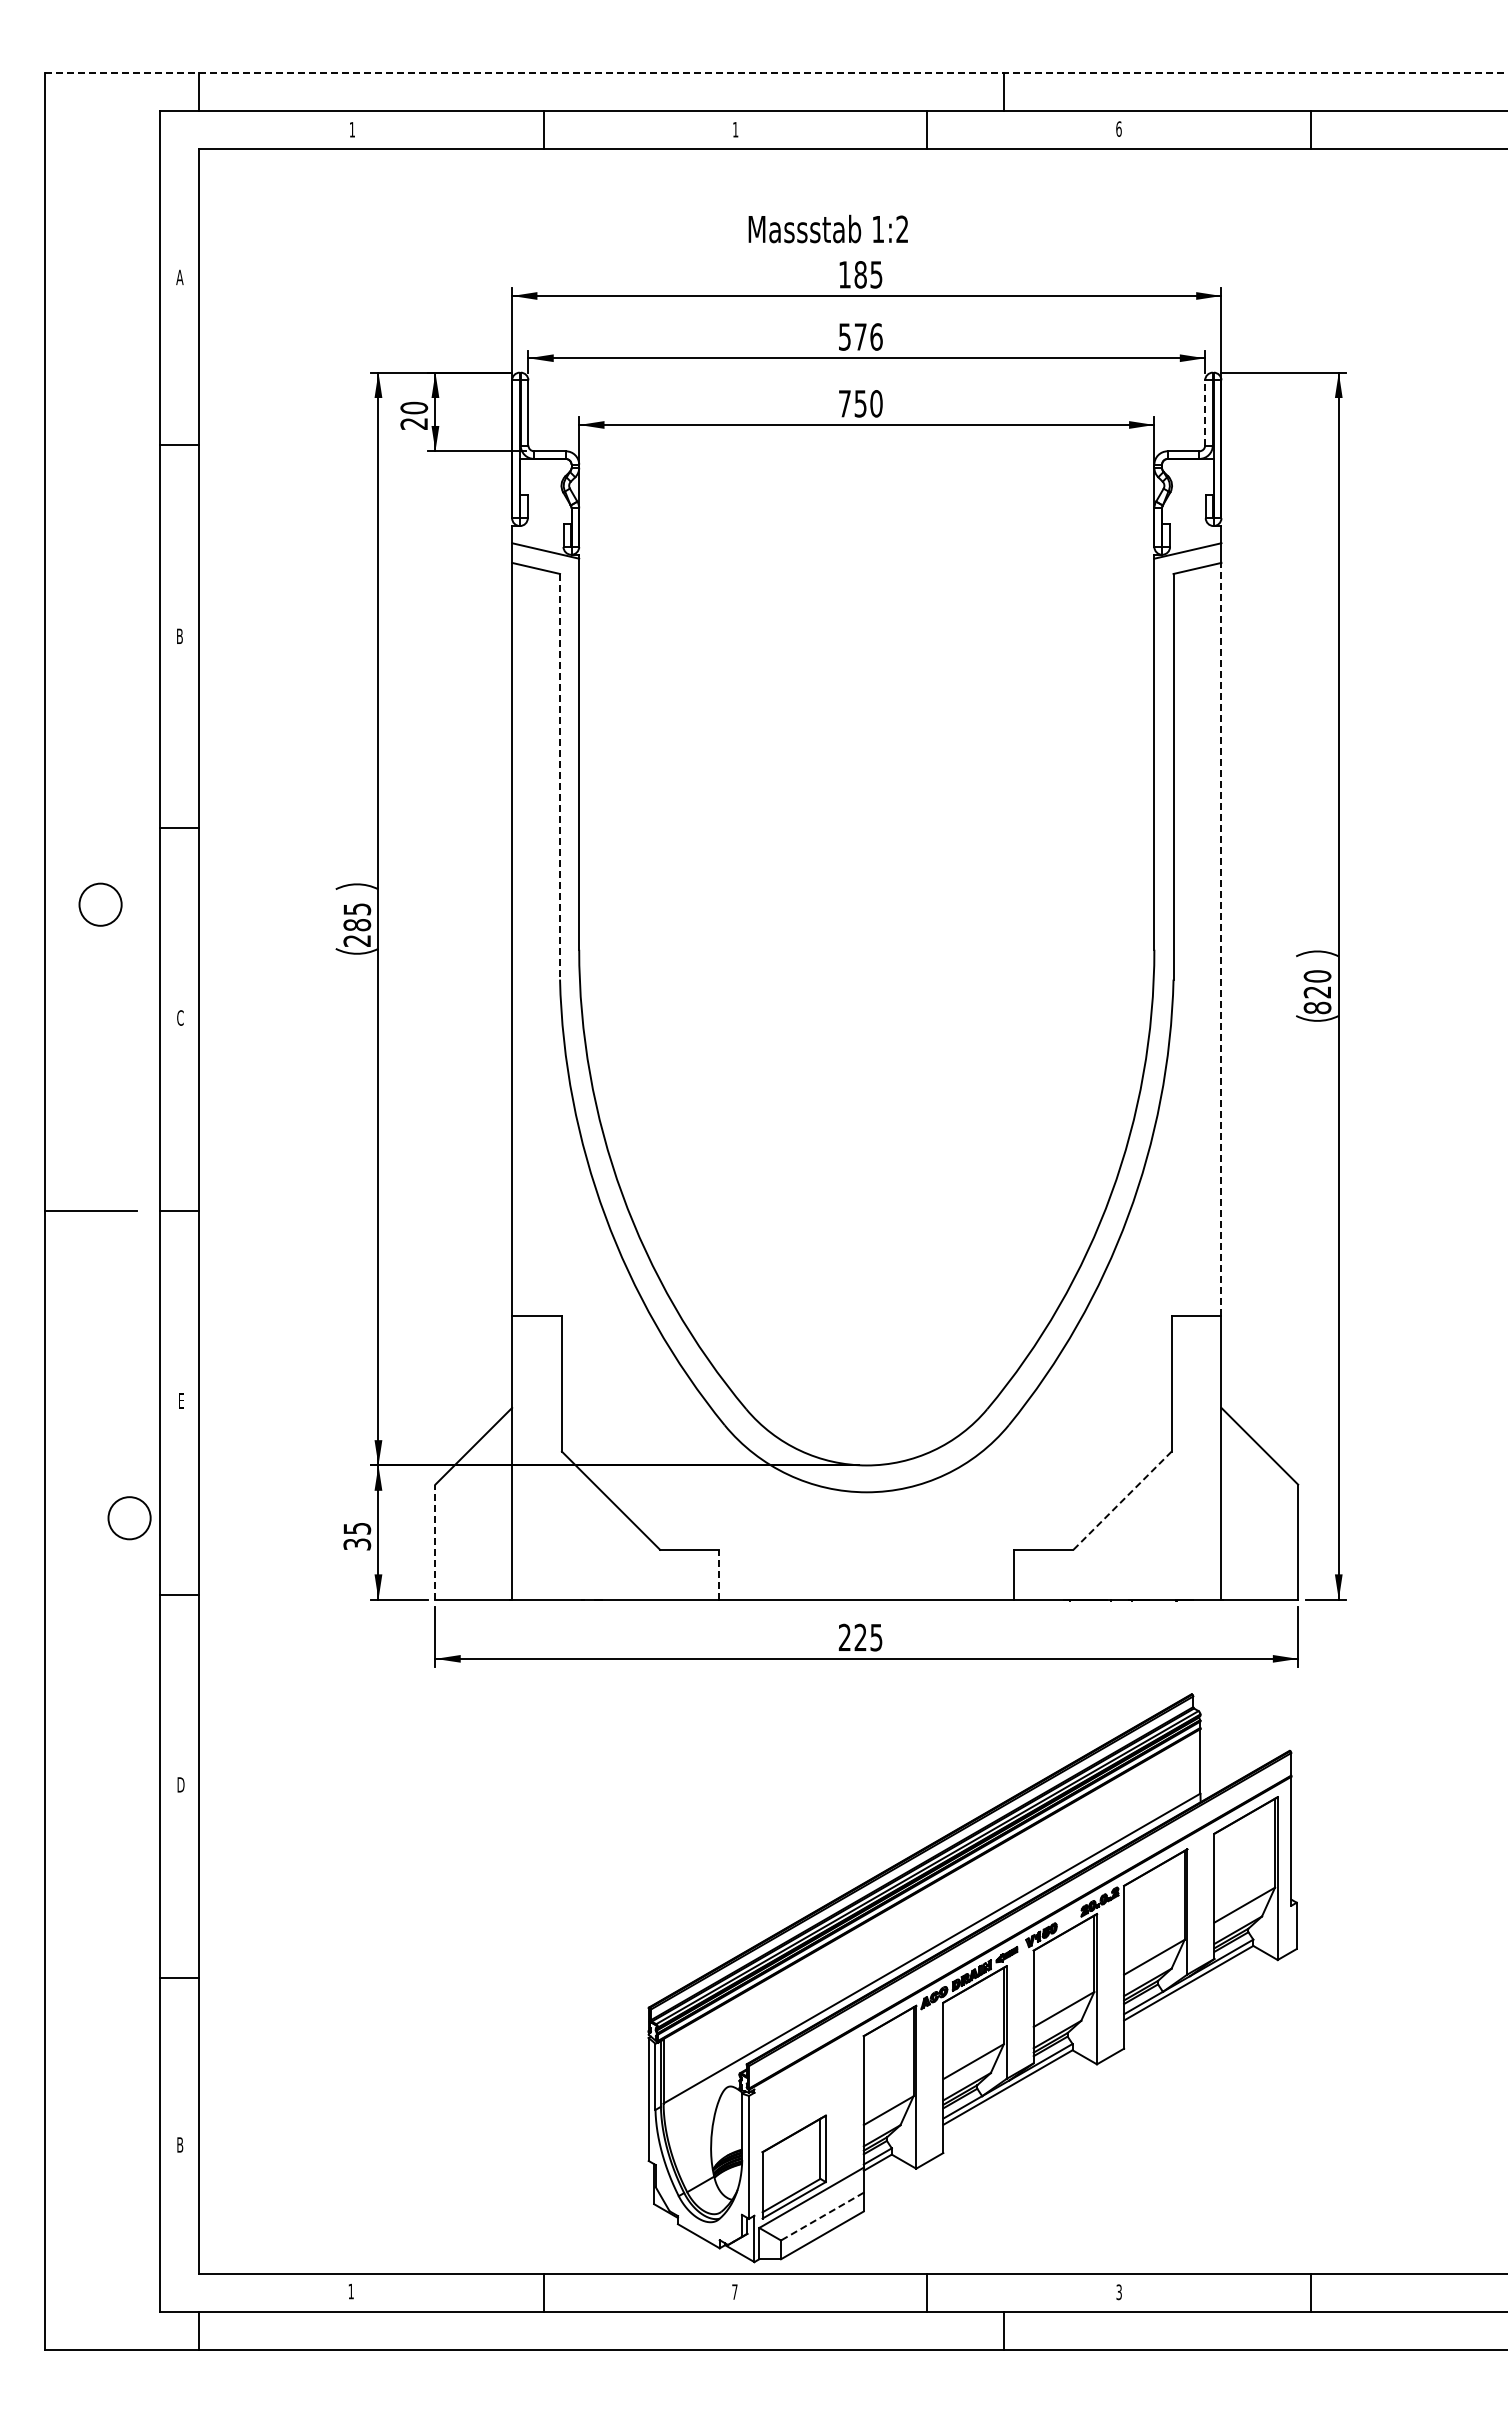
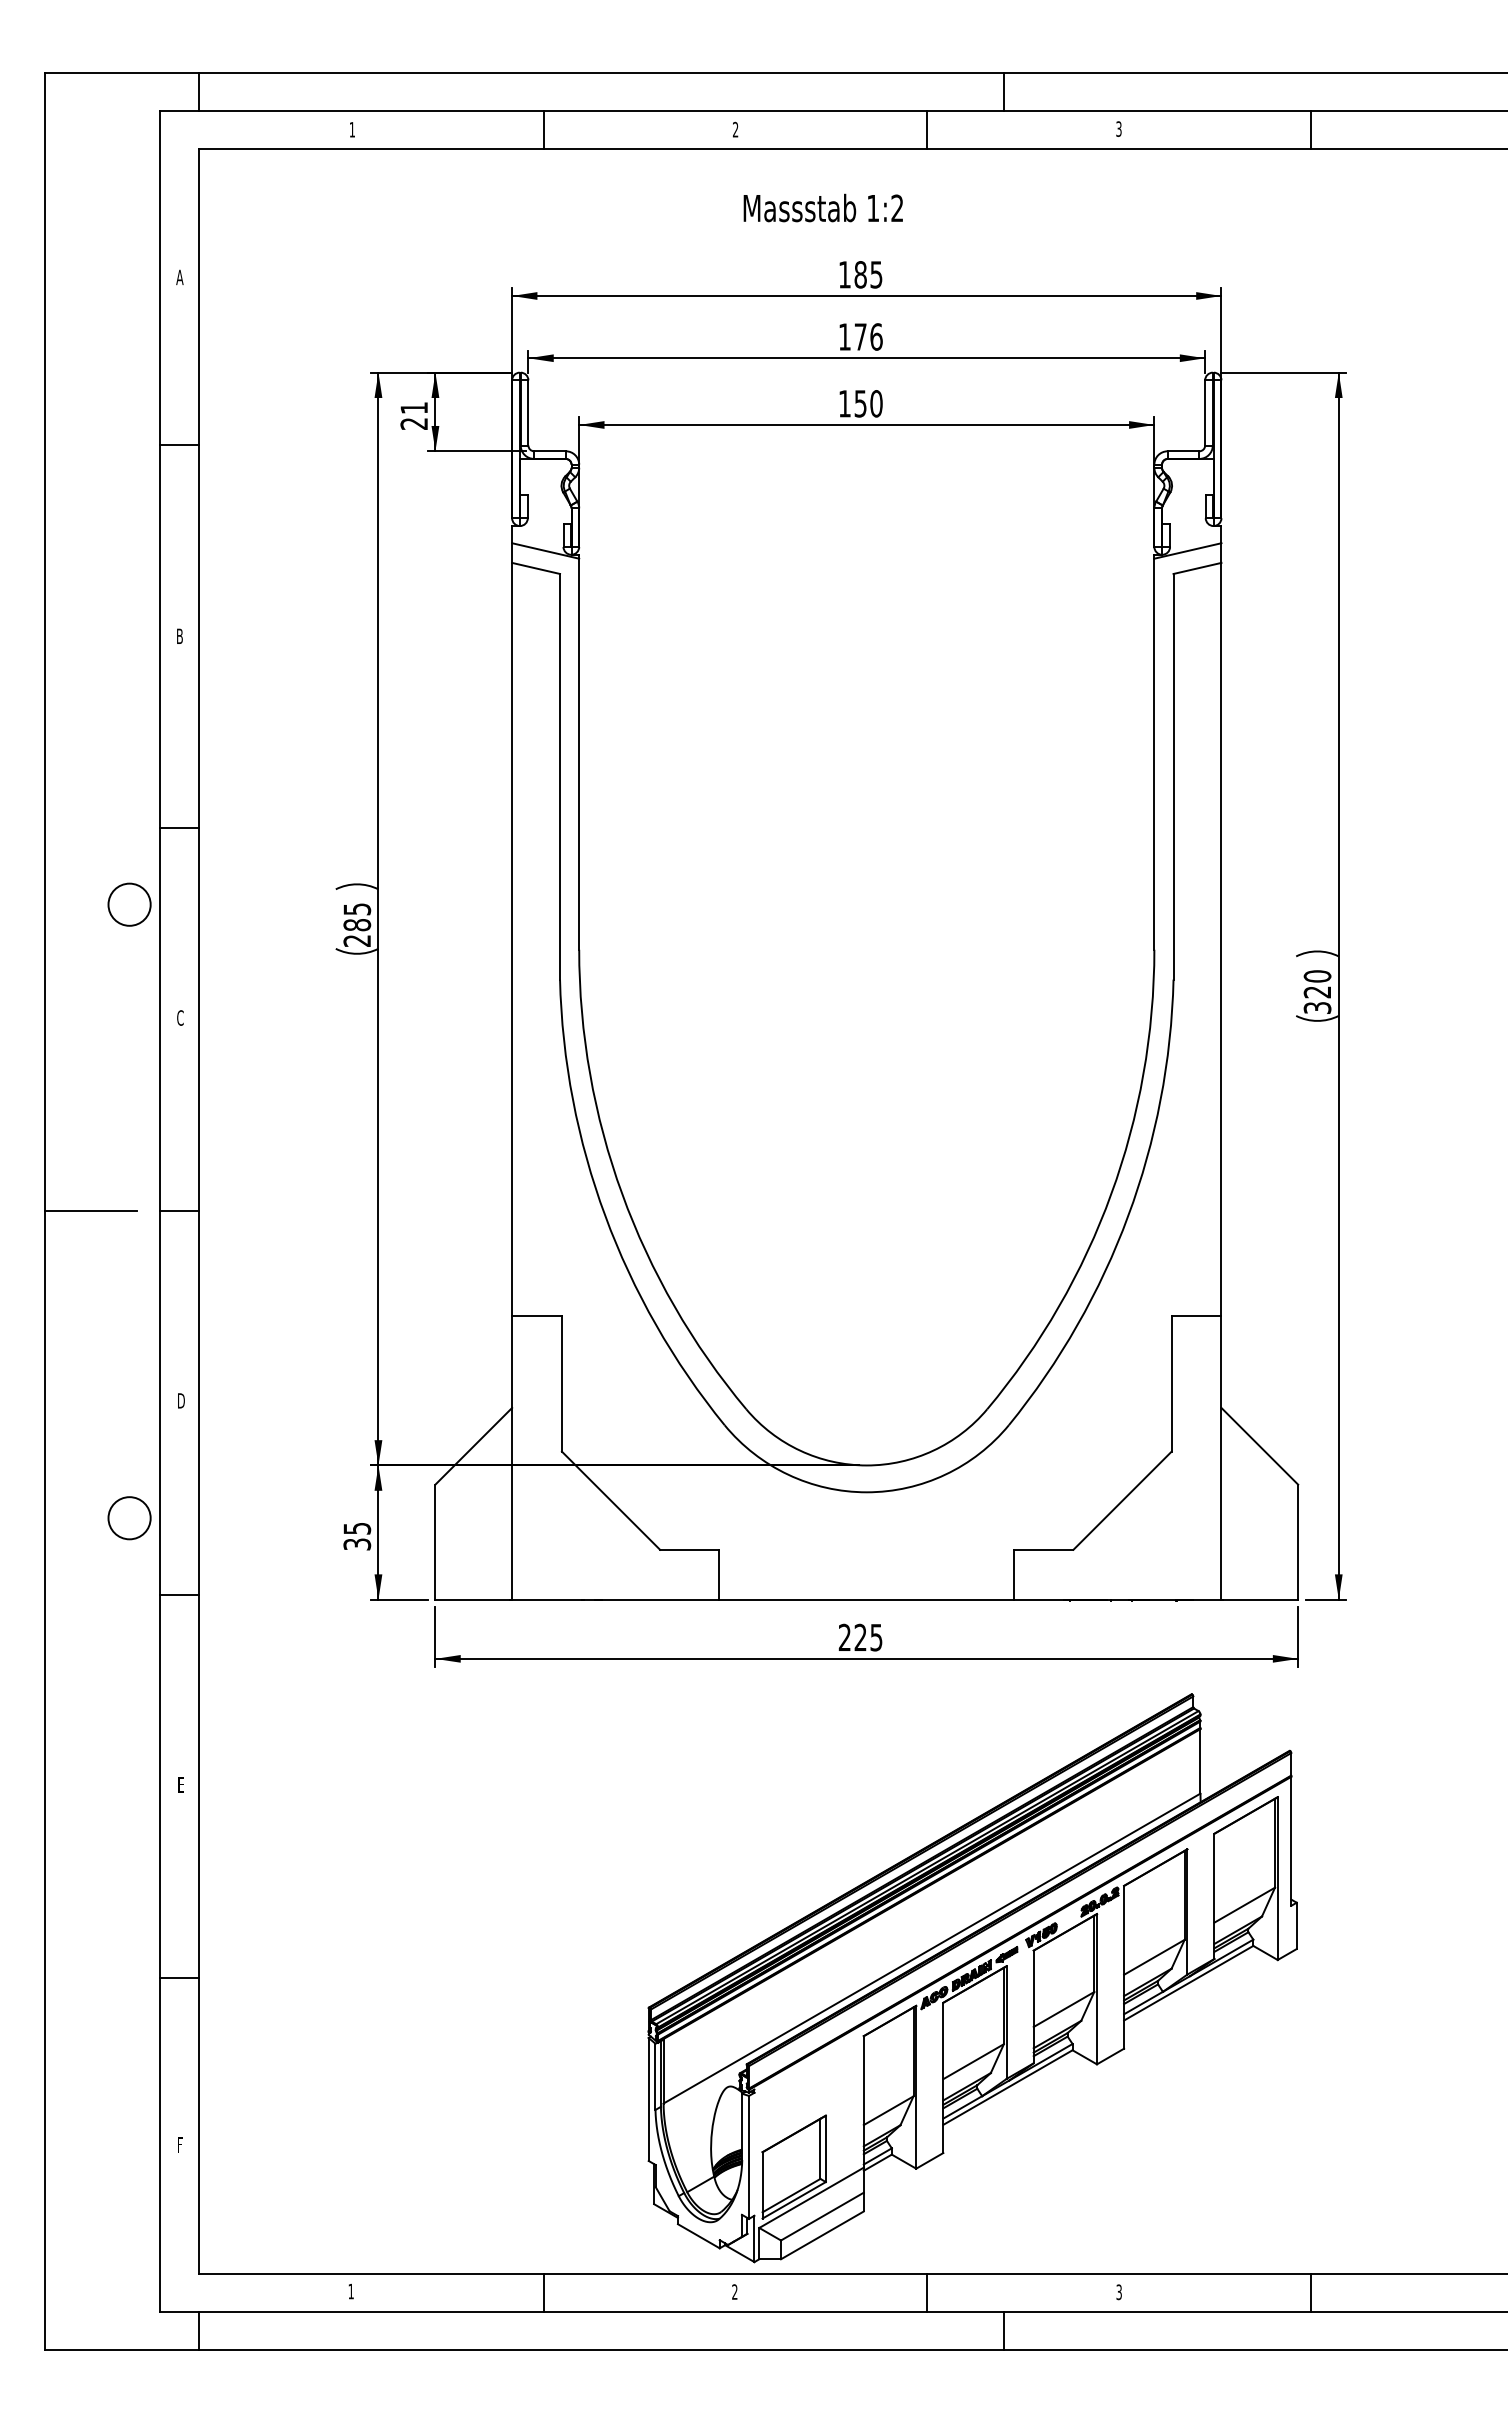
line: dashed -> solid (776, 72)
text: 6 -> 3 (1118, 128)
text: 1 -> 2 (735, 129)
text position: (827, 228) -> (822, 207) (822, 207)
text: 576 -> 176 (844, 336)
text: 750 -> 150 (844, 403)
text: 20 -> 21 (414, 407)
line: dashed -> solid (1205, 412)
line: dashed -> solid (560, 776)
circle position: (100, 904) -> (129, 904) (129, 904)
line: dashed -> solid (1221, 939)
text: 820 -> 320 (1317, 1007)
text: E -> D (181, 1400)
line: dashed -> solid (1122, 1500)
line: dashed -> solid (435, 1542)
line: dashed -> solid (719, 1574)
text: D -> E (180, 1784)
text: B -> F (180, 2144)
line: dashed -> solid (822, 2216)
text: 7 -> 2 (734, 2291)
